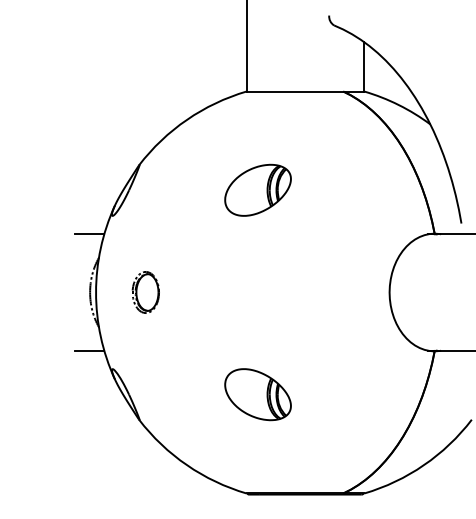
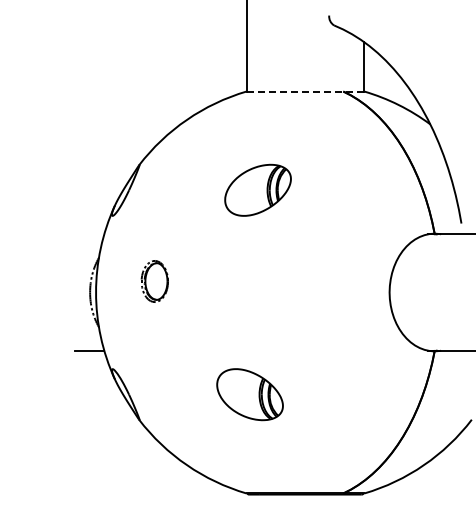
line: solid -> dashed (305, 91)
line: present -> none (89, 234)
part position: (145, 292) -> (154, 281) (154, 281)
part position: (257, 394) -> (249, 394) (249, 394)
